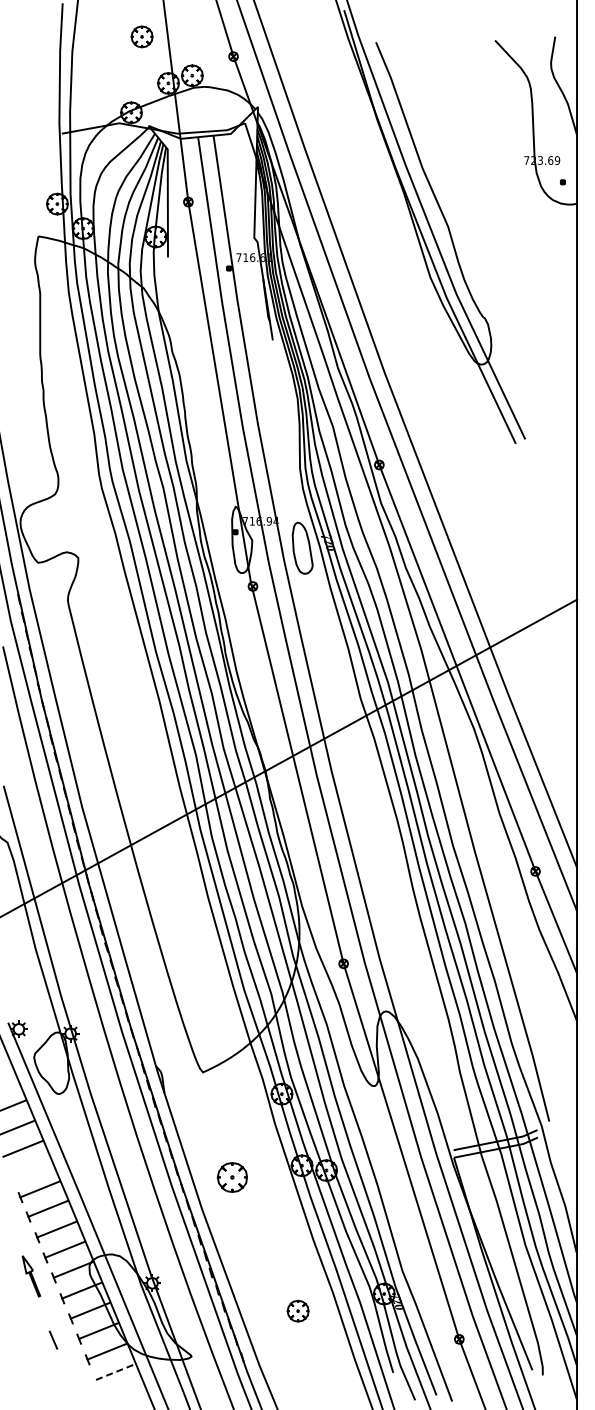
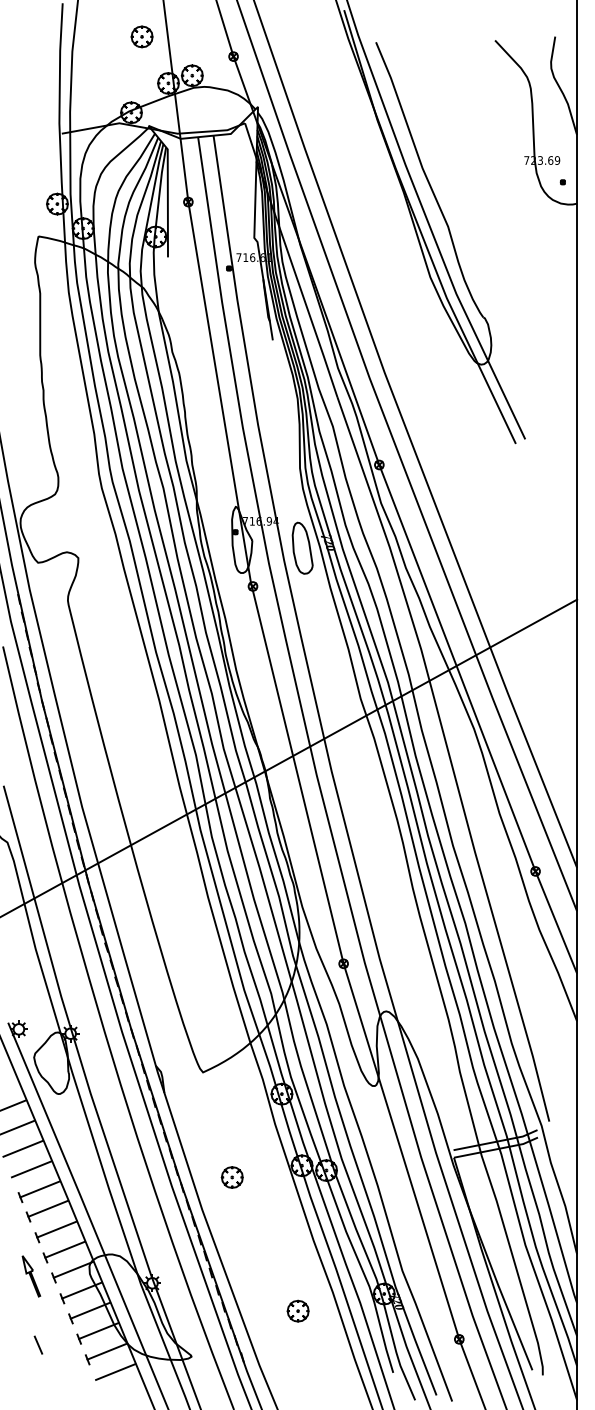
line: none -> present (31, 1169)
part size: 32x31 px -> 24x23 px (231, 1177)
line position: (53, 1339) -> (38, 1344) (38, 1344)
line: dashed -> solid (116, 1371)
